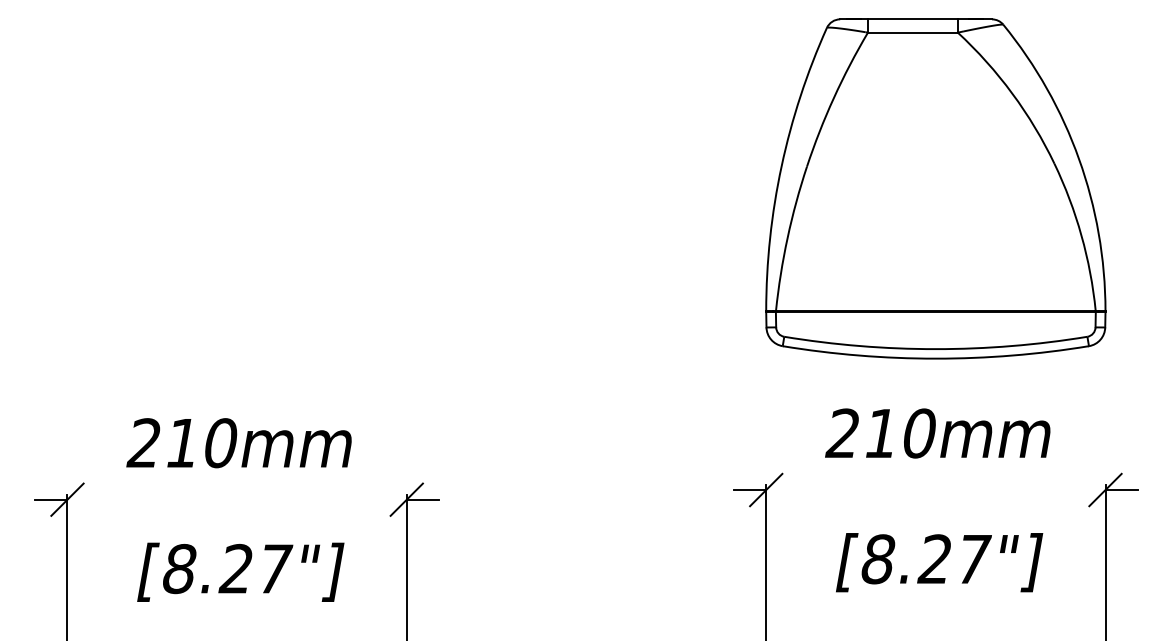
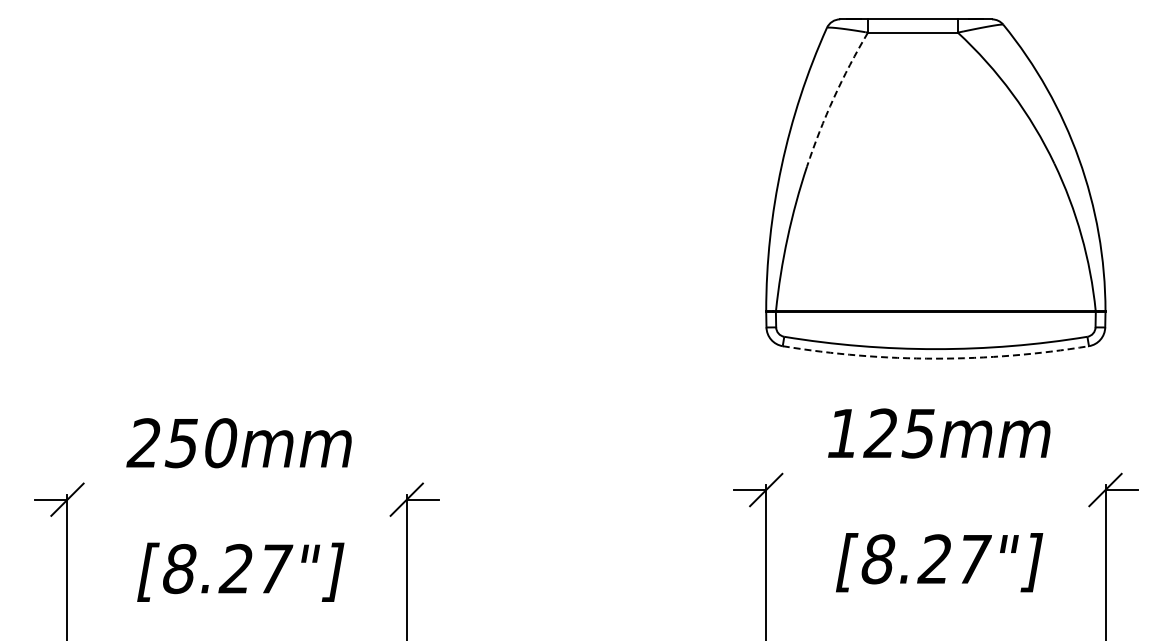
arc: solid -> dashed (833, 98)
arc: solid -> dashed (935, 358)
text: 210mm -> 125mm (880, 433)
text: 210mm -> 250mm (180, 443)
